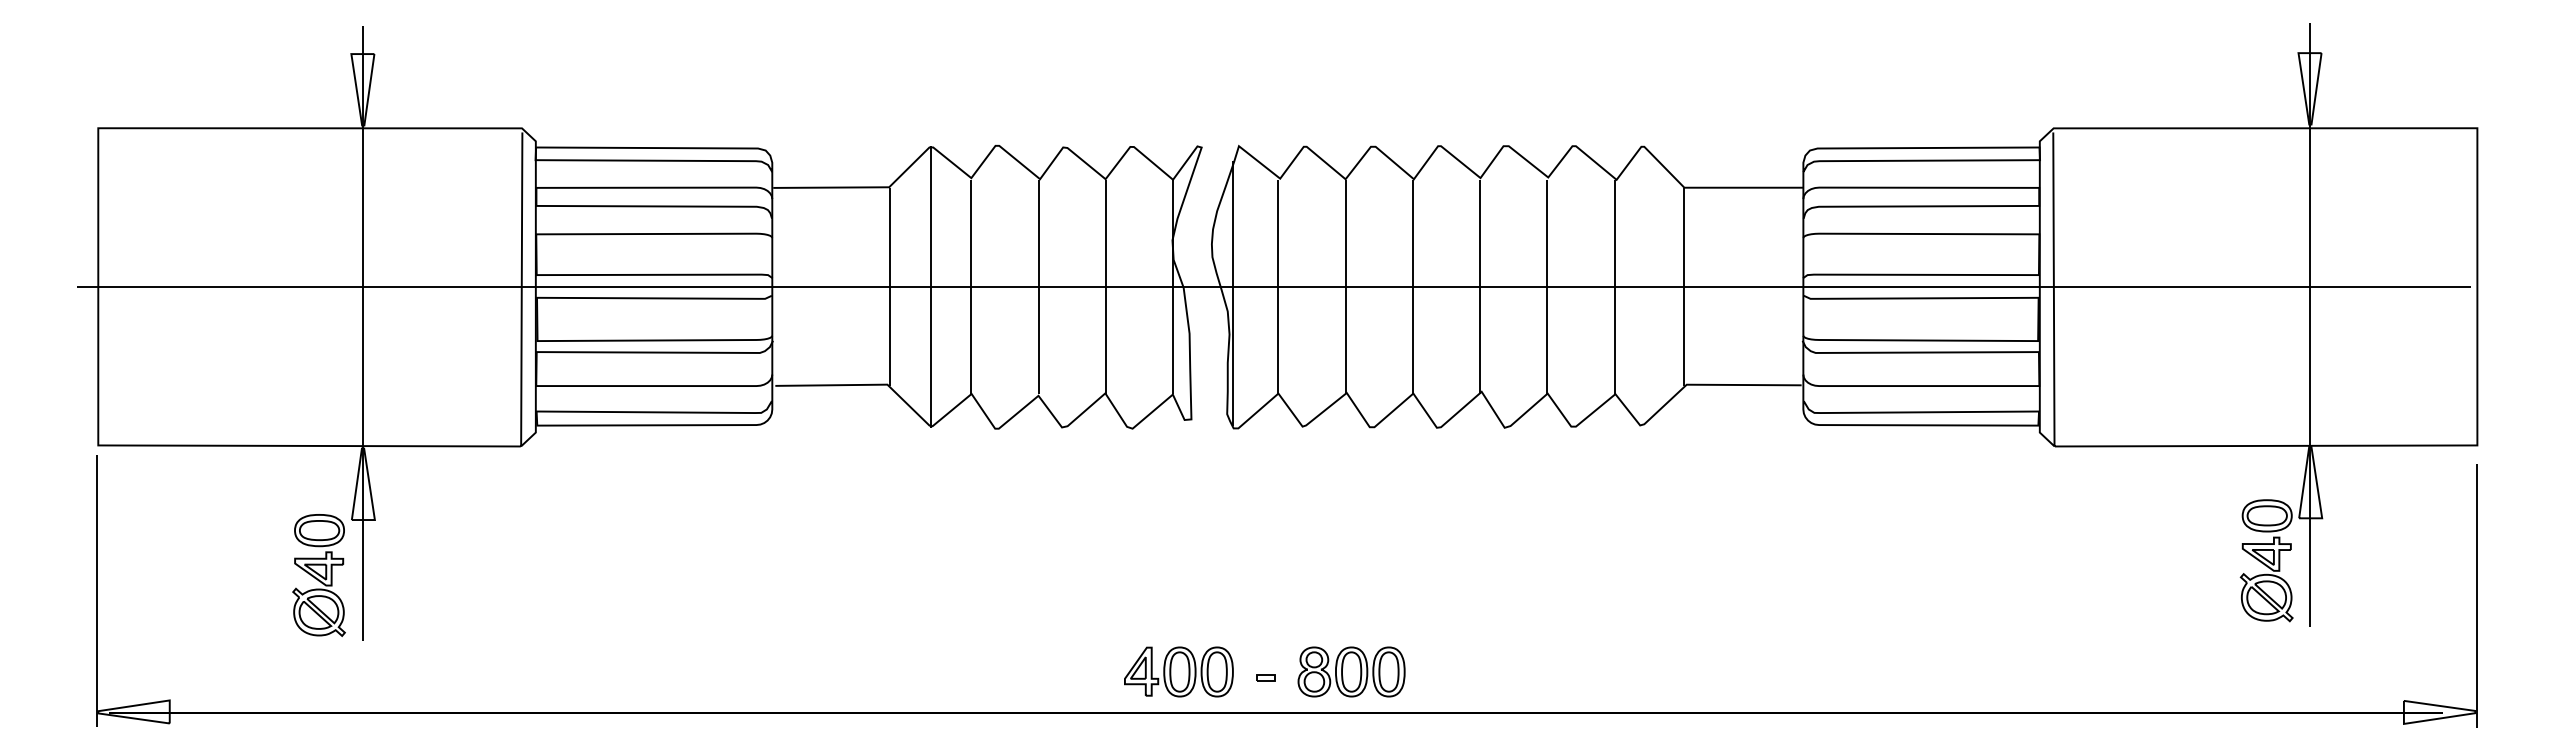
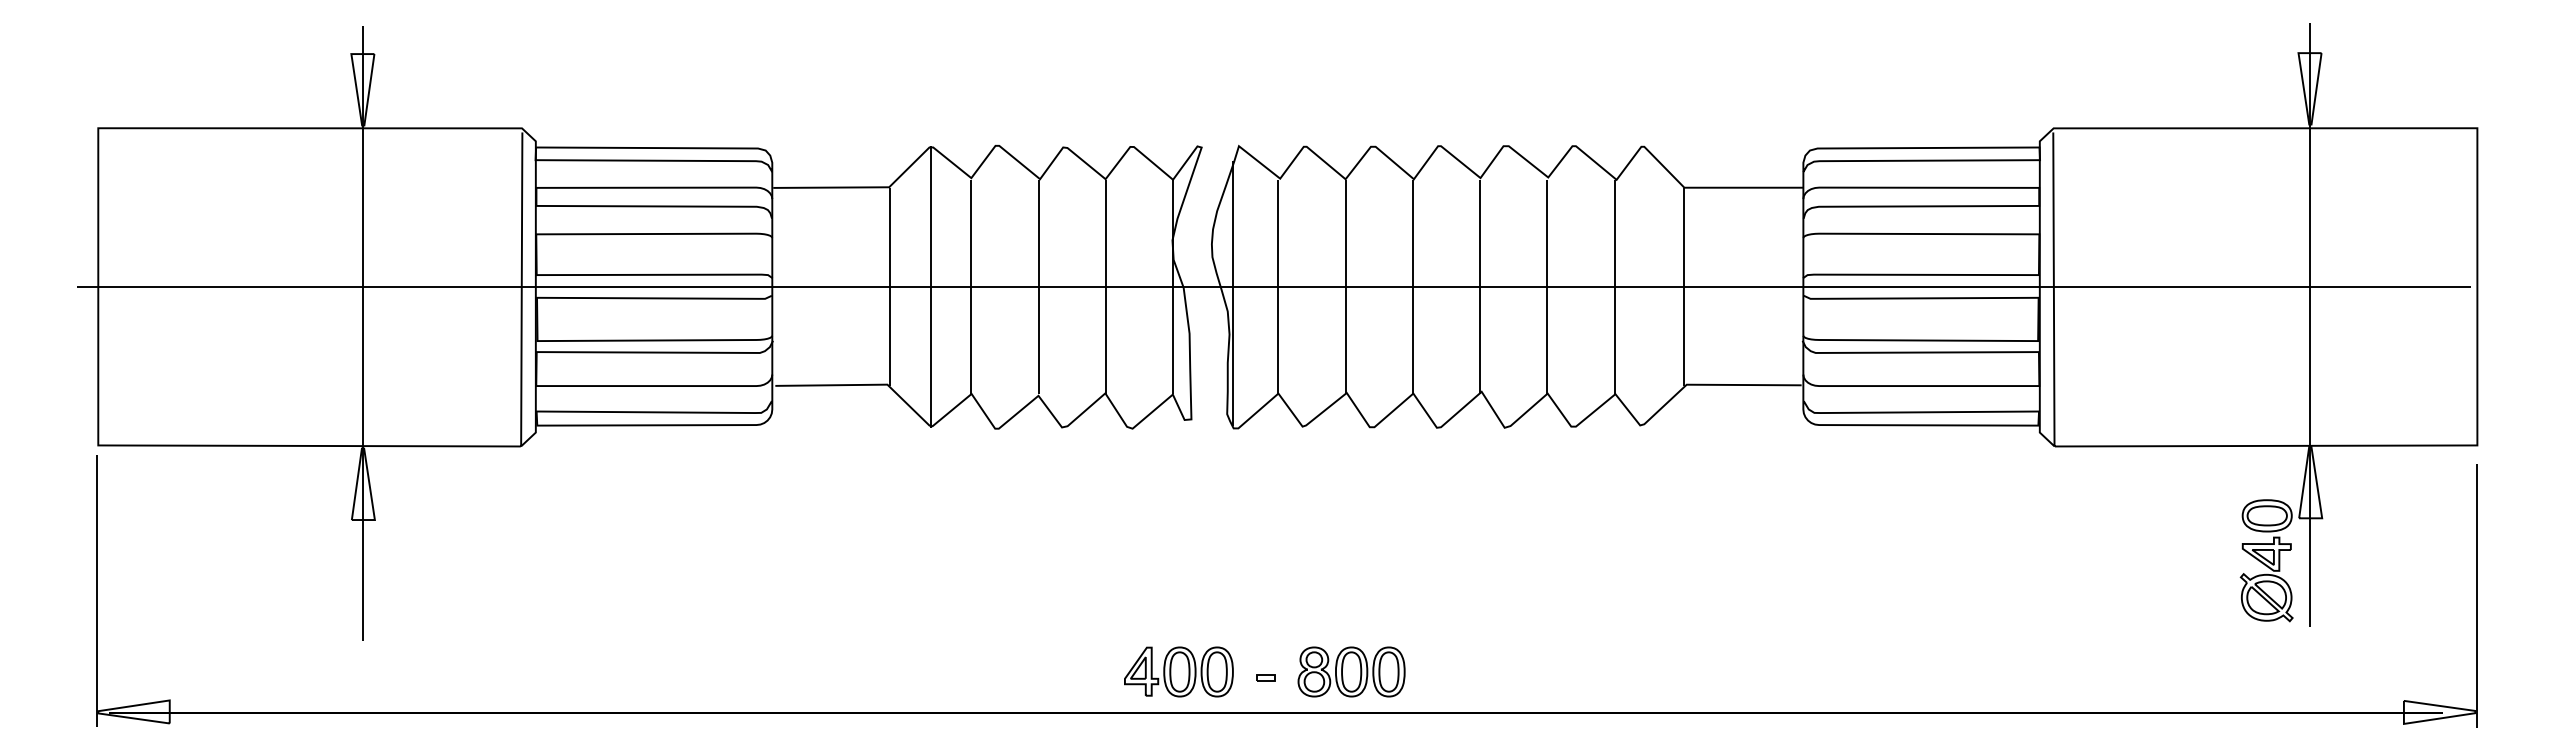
part: present -> none (318, 575)
